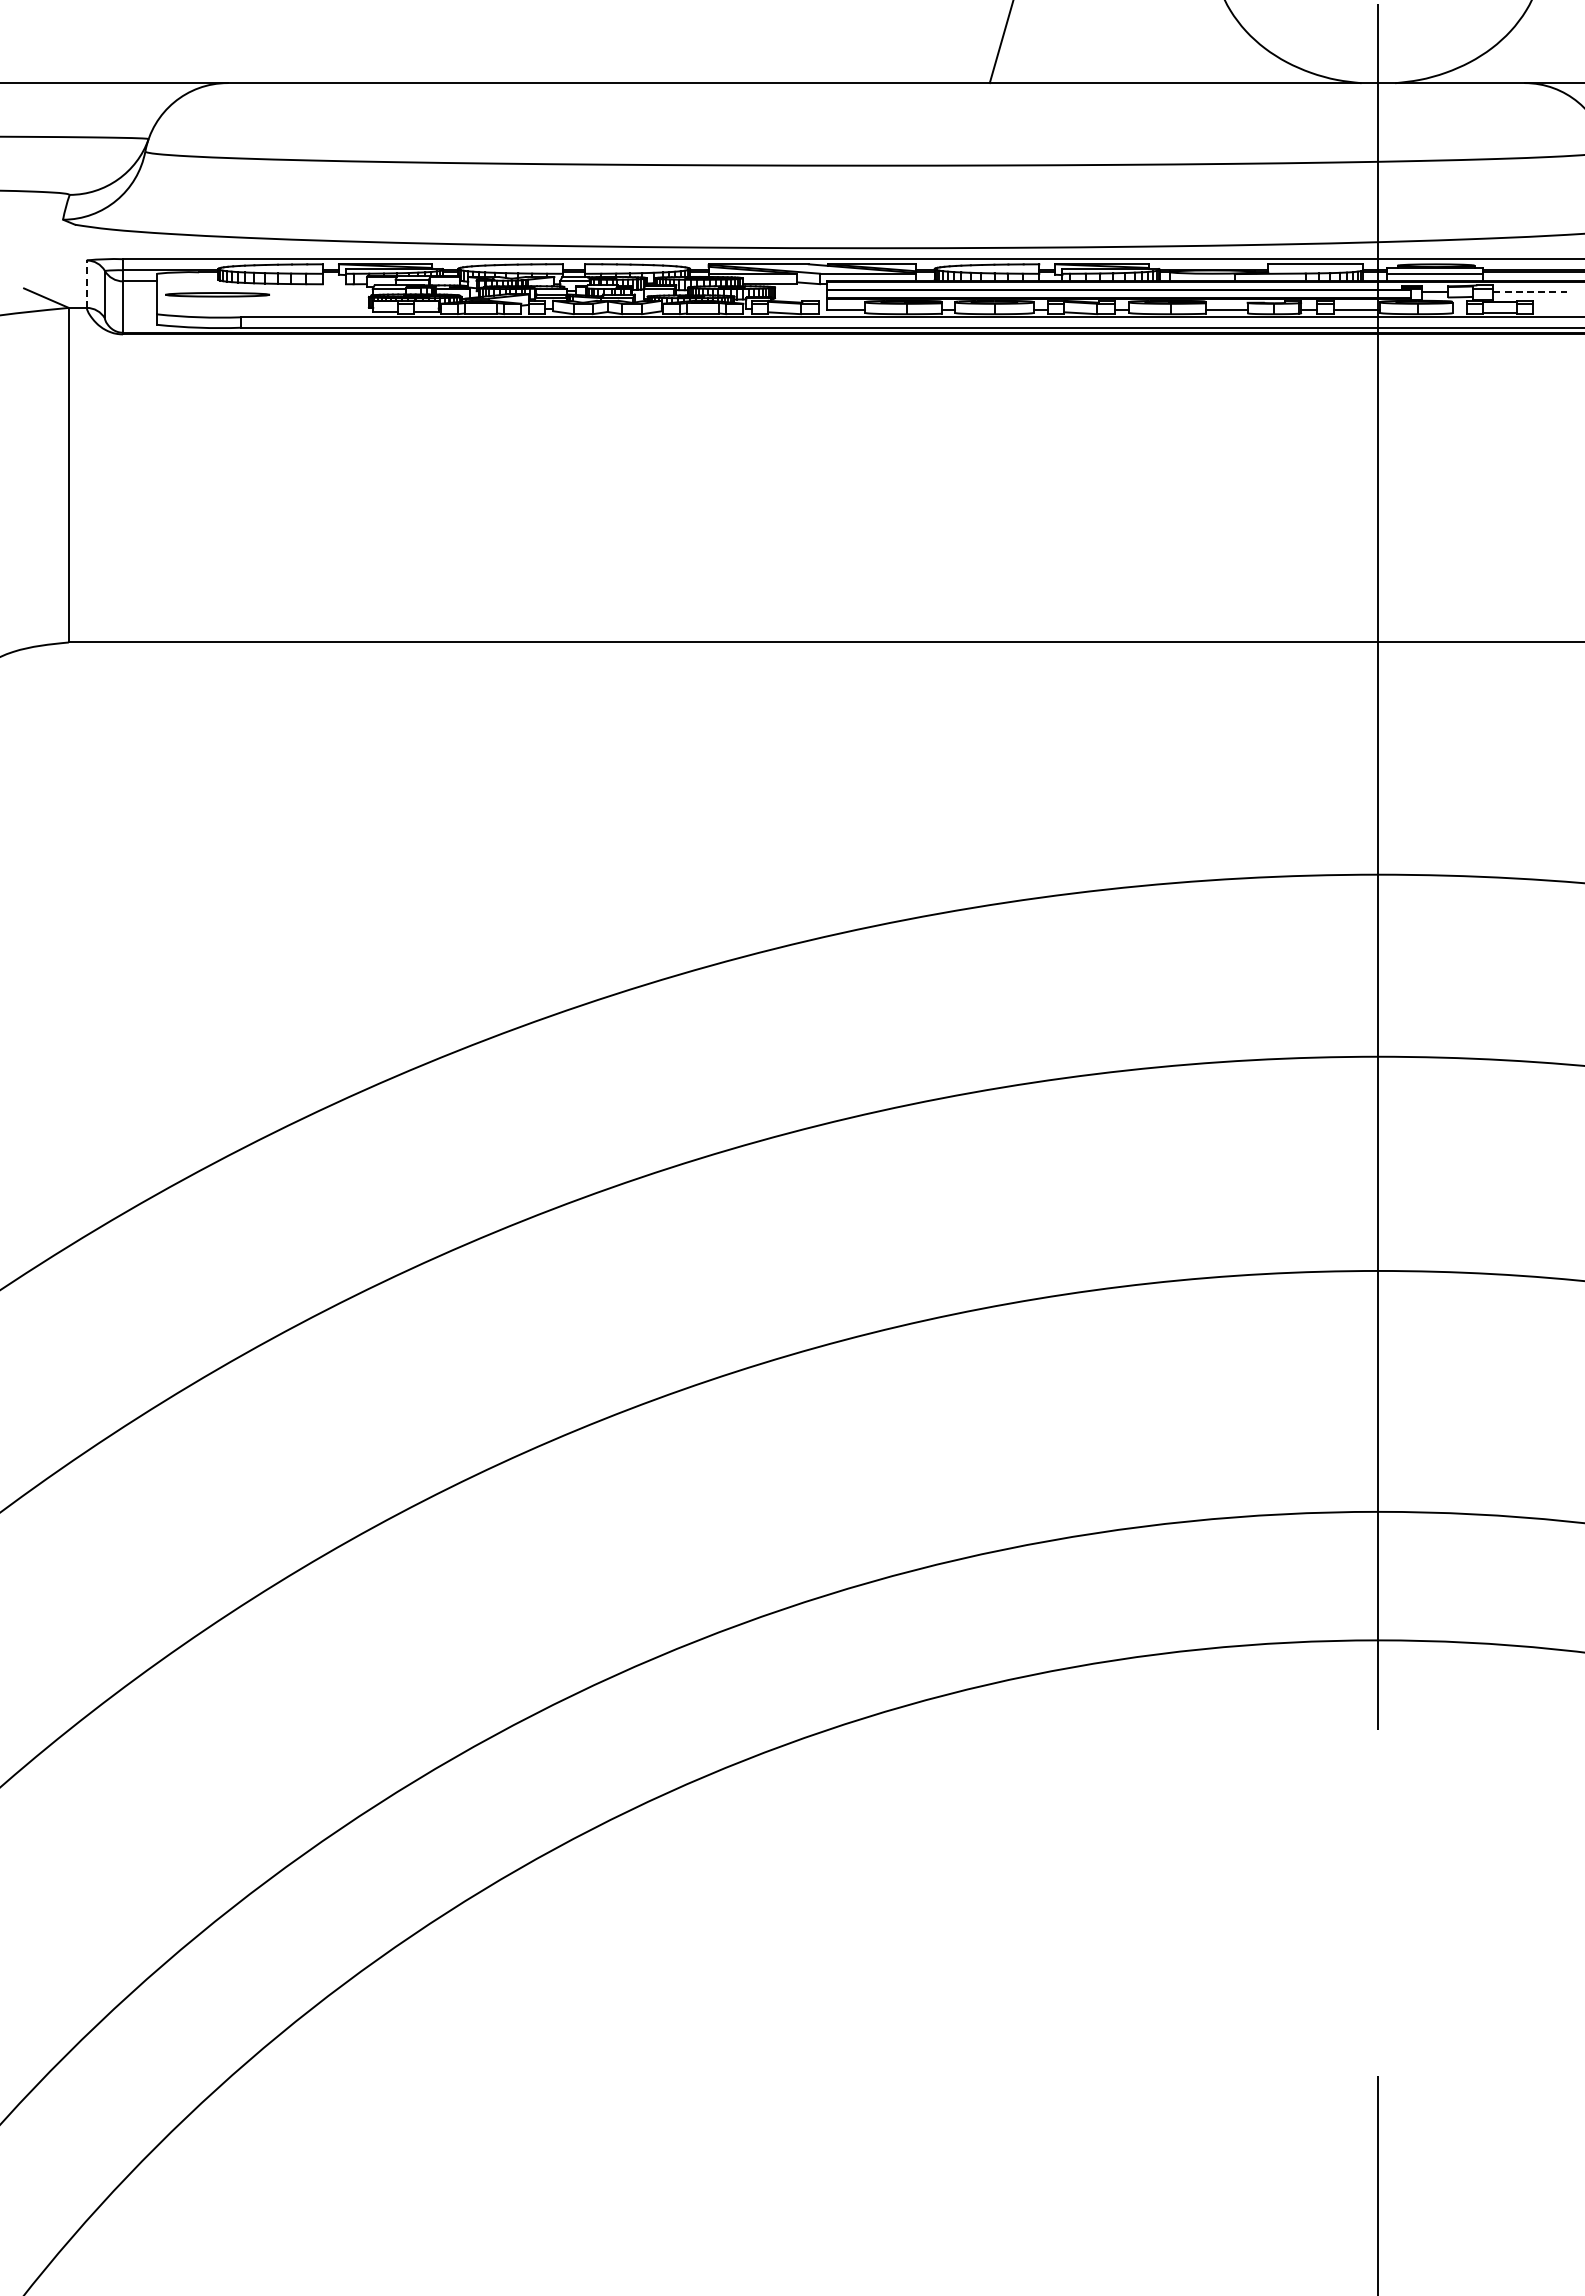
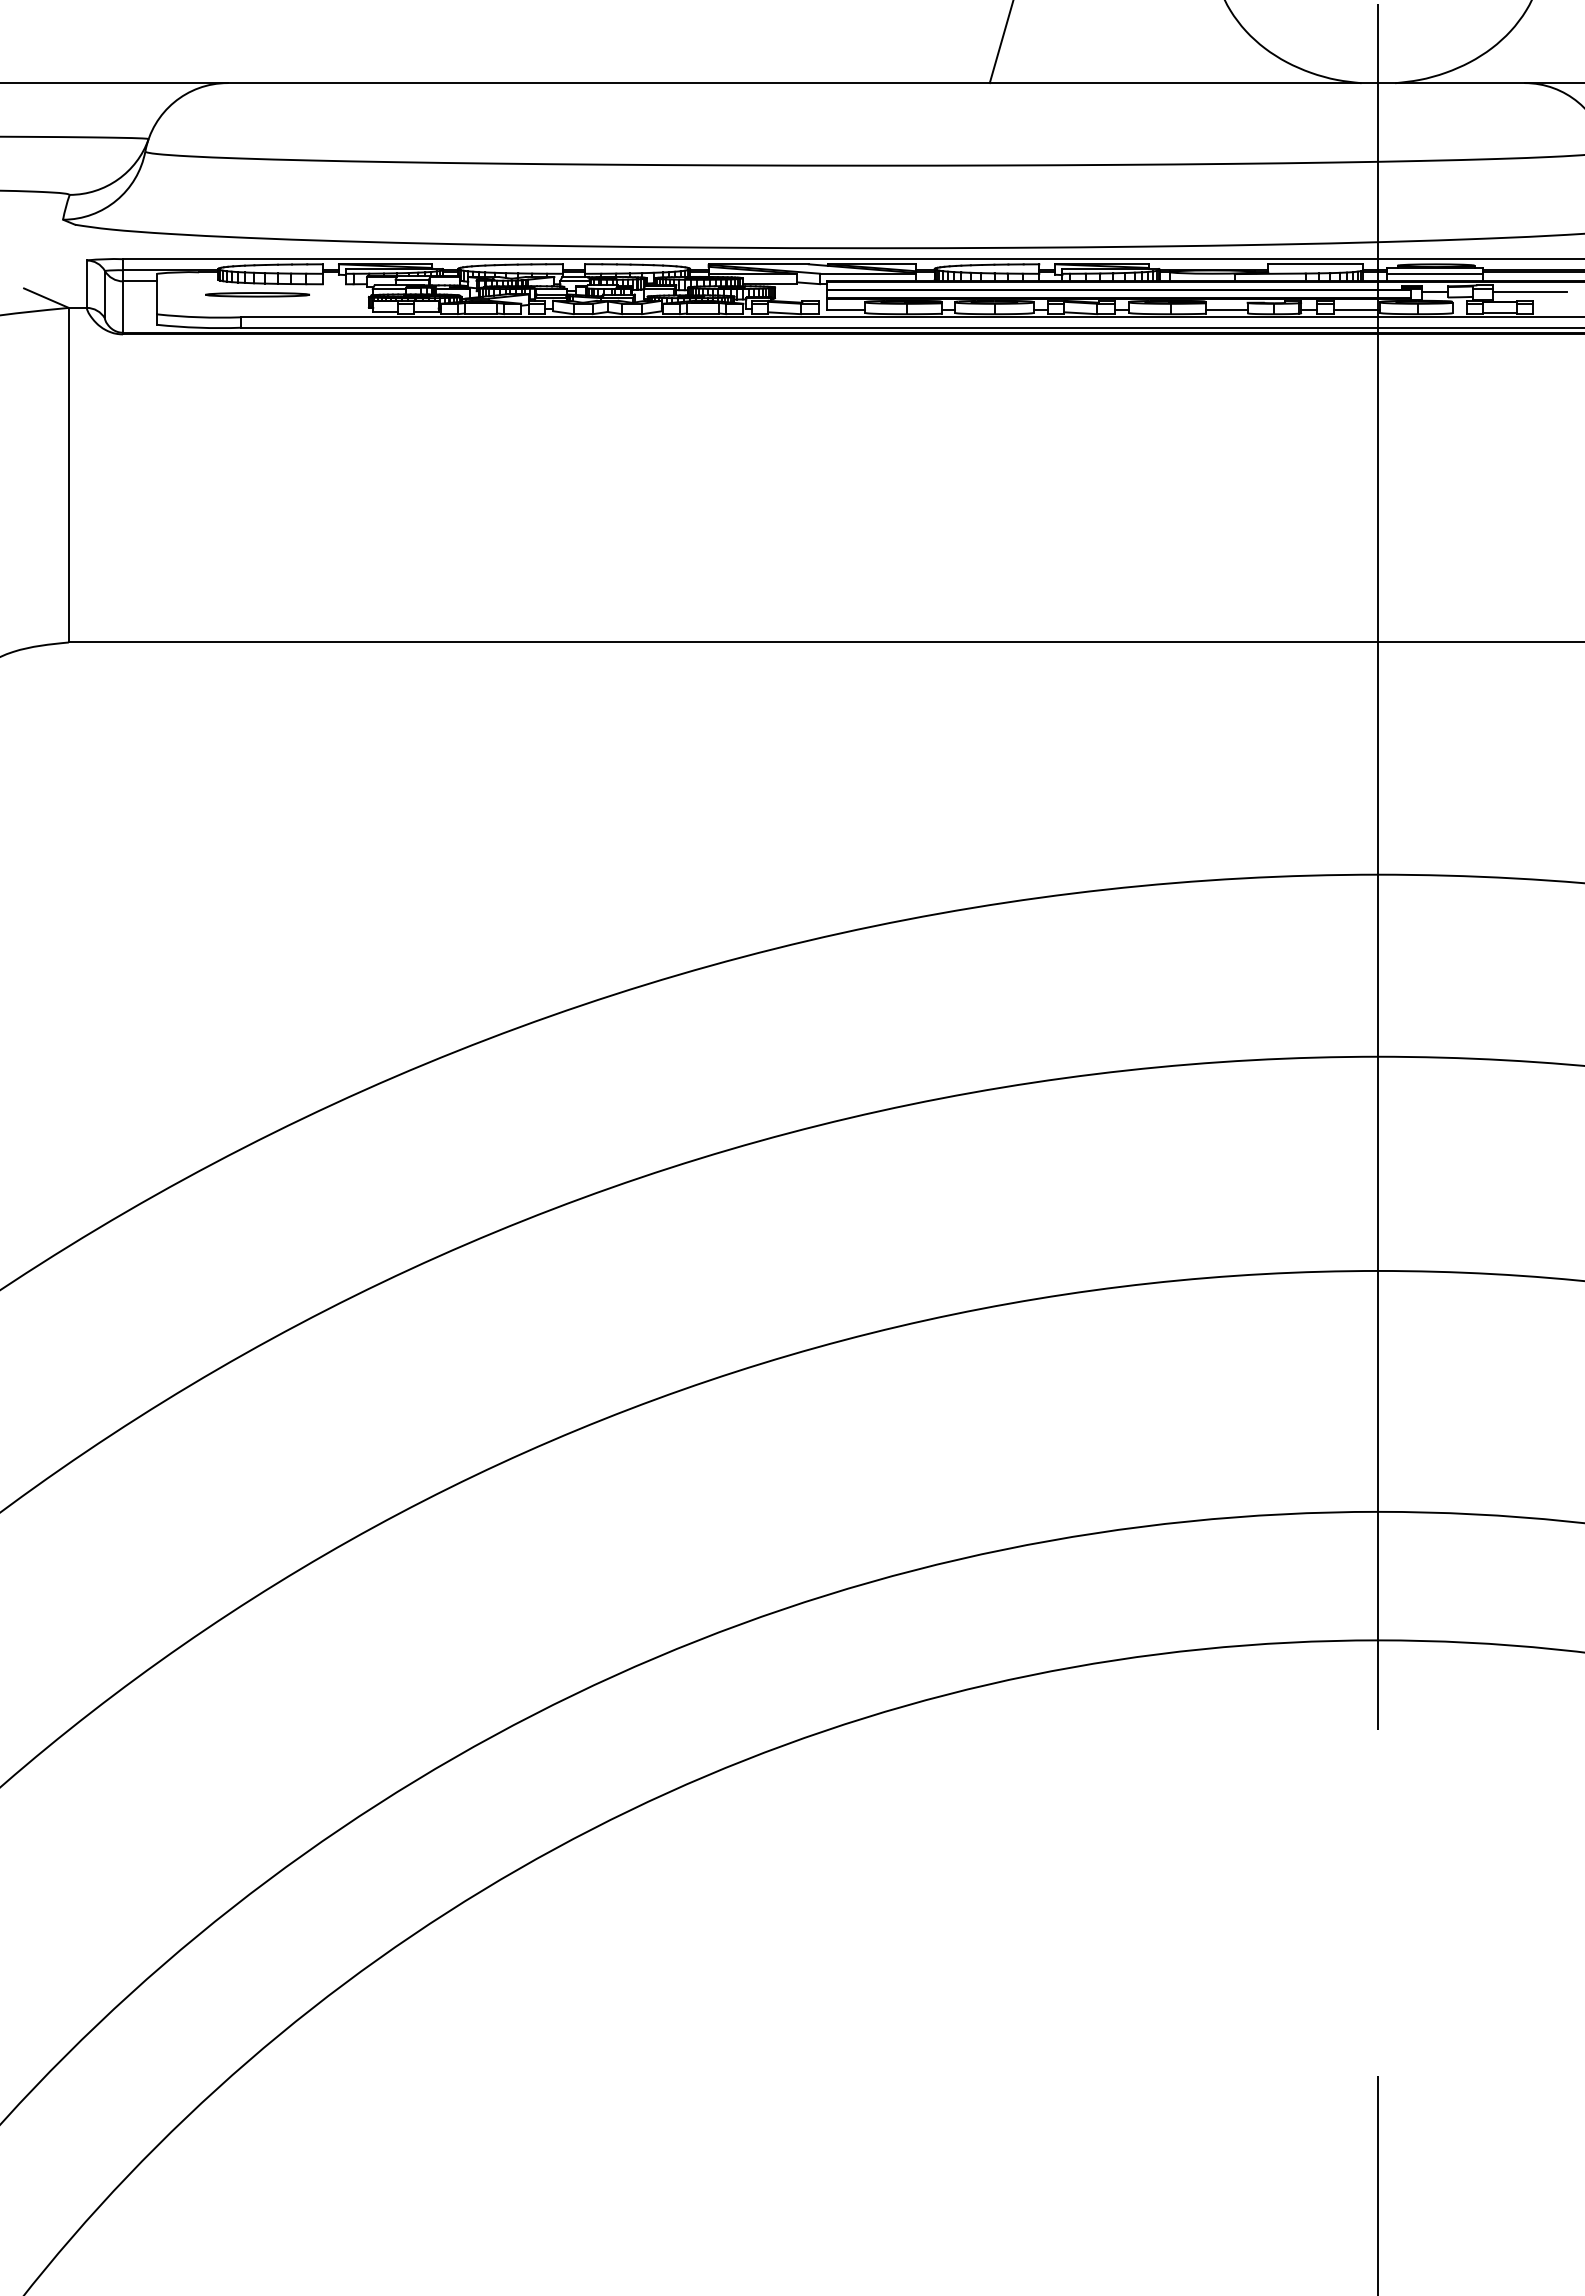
line: dashed -> solid (86, 284)
line: dashed -> solid (1530, 292)
part position: (217, 294) -> (257, 294) (257, 294)
